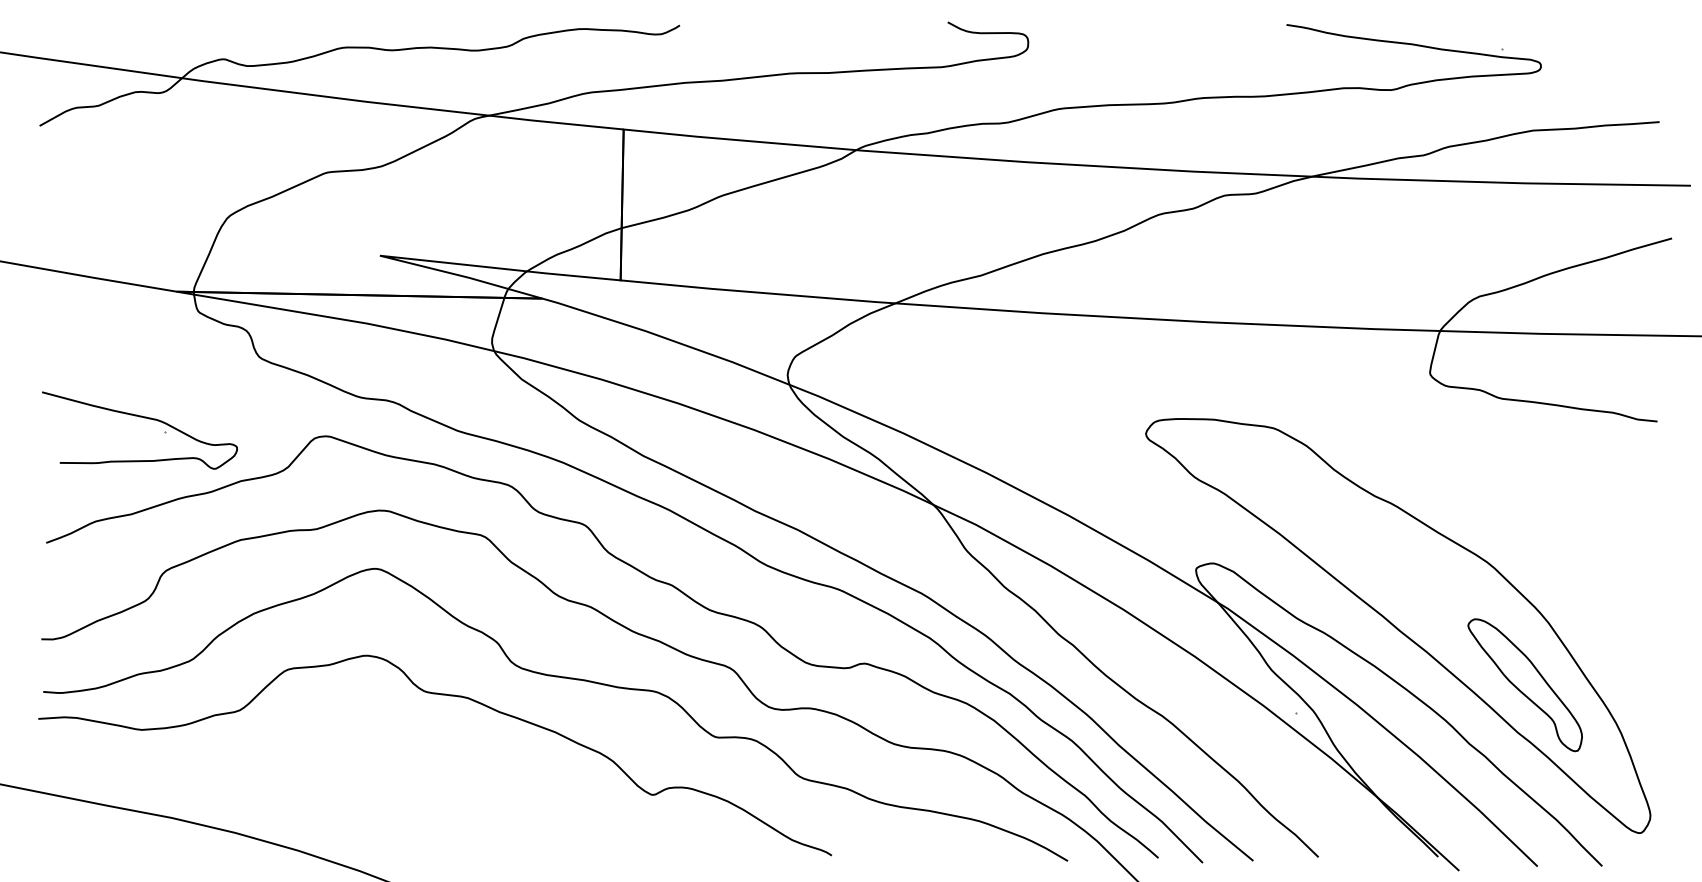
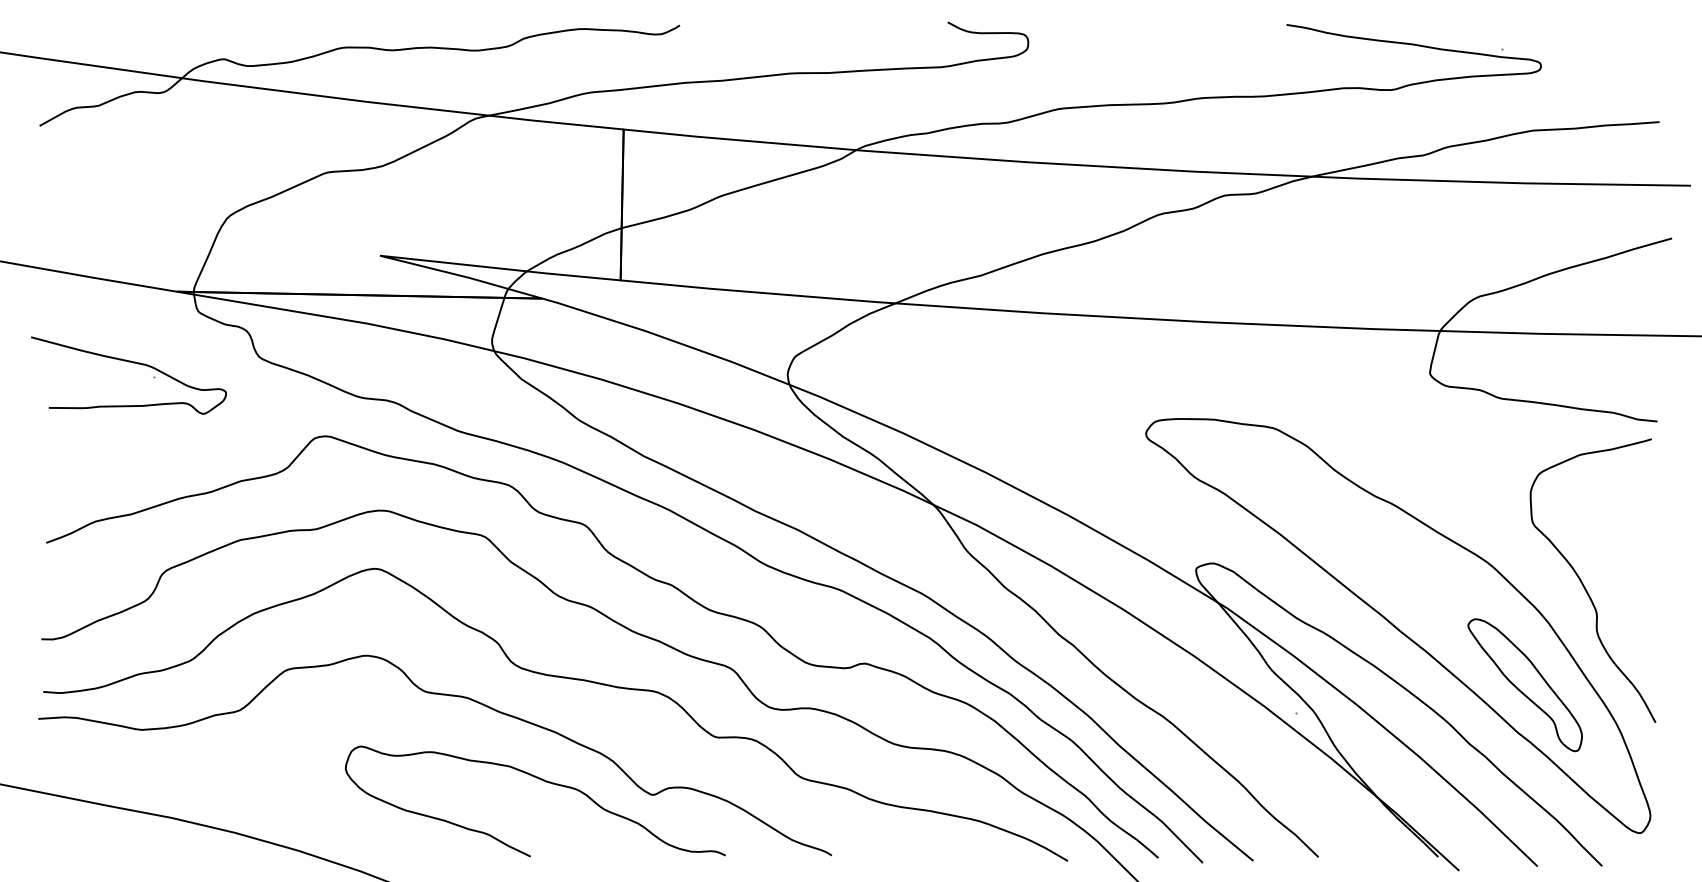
part position: (139, 417) -> (128, 362) (128, 362)
curve: none -> present (1584, 585)
curve: none -> present (545, 782)
